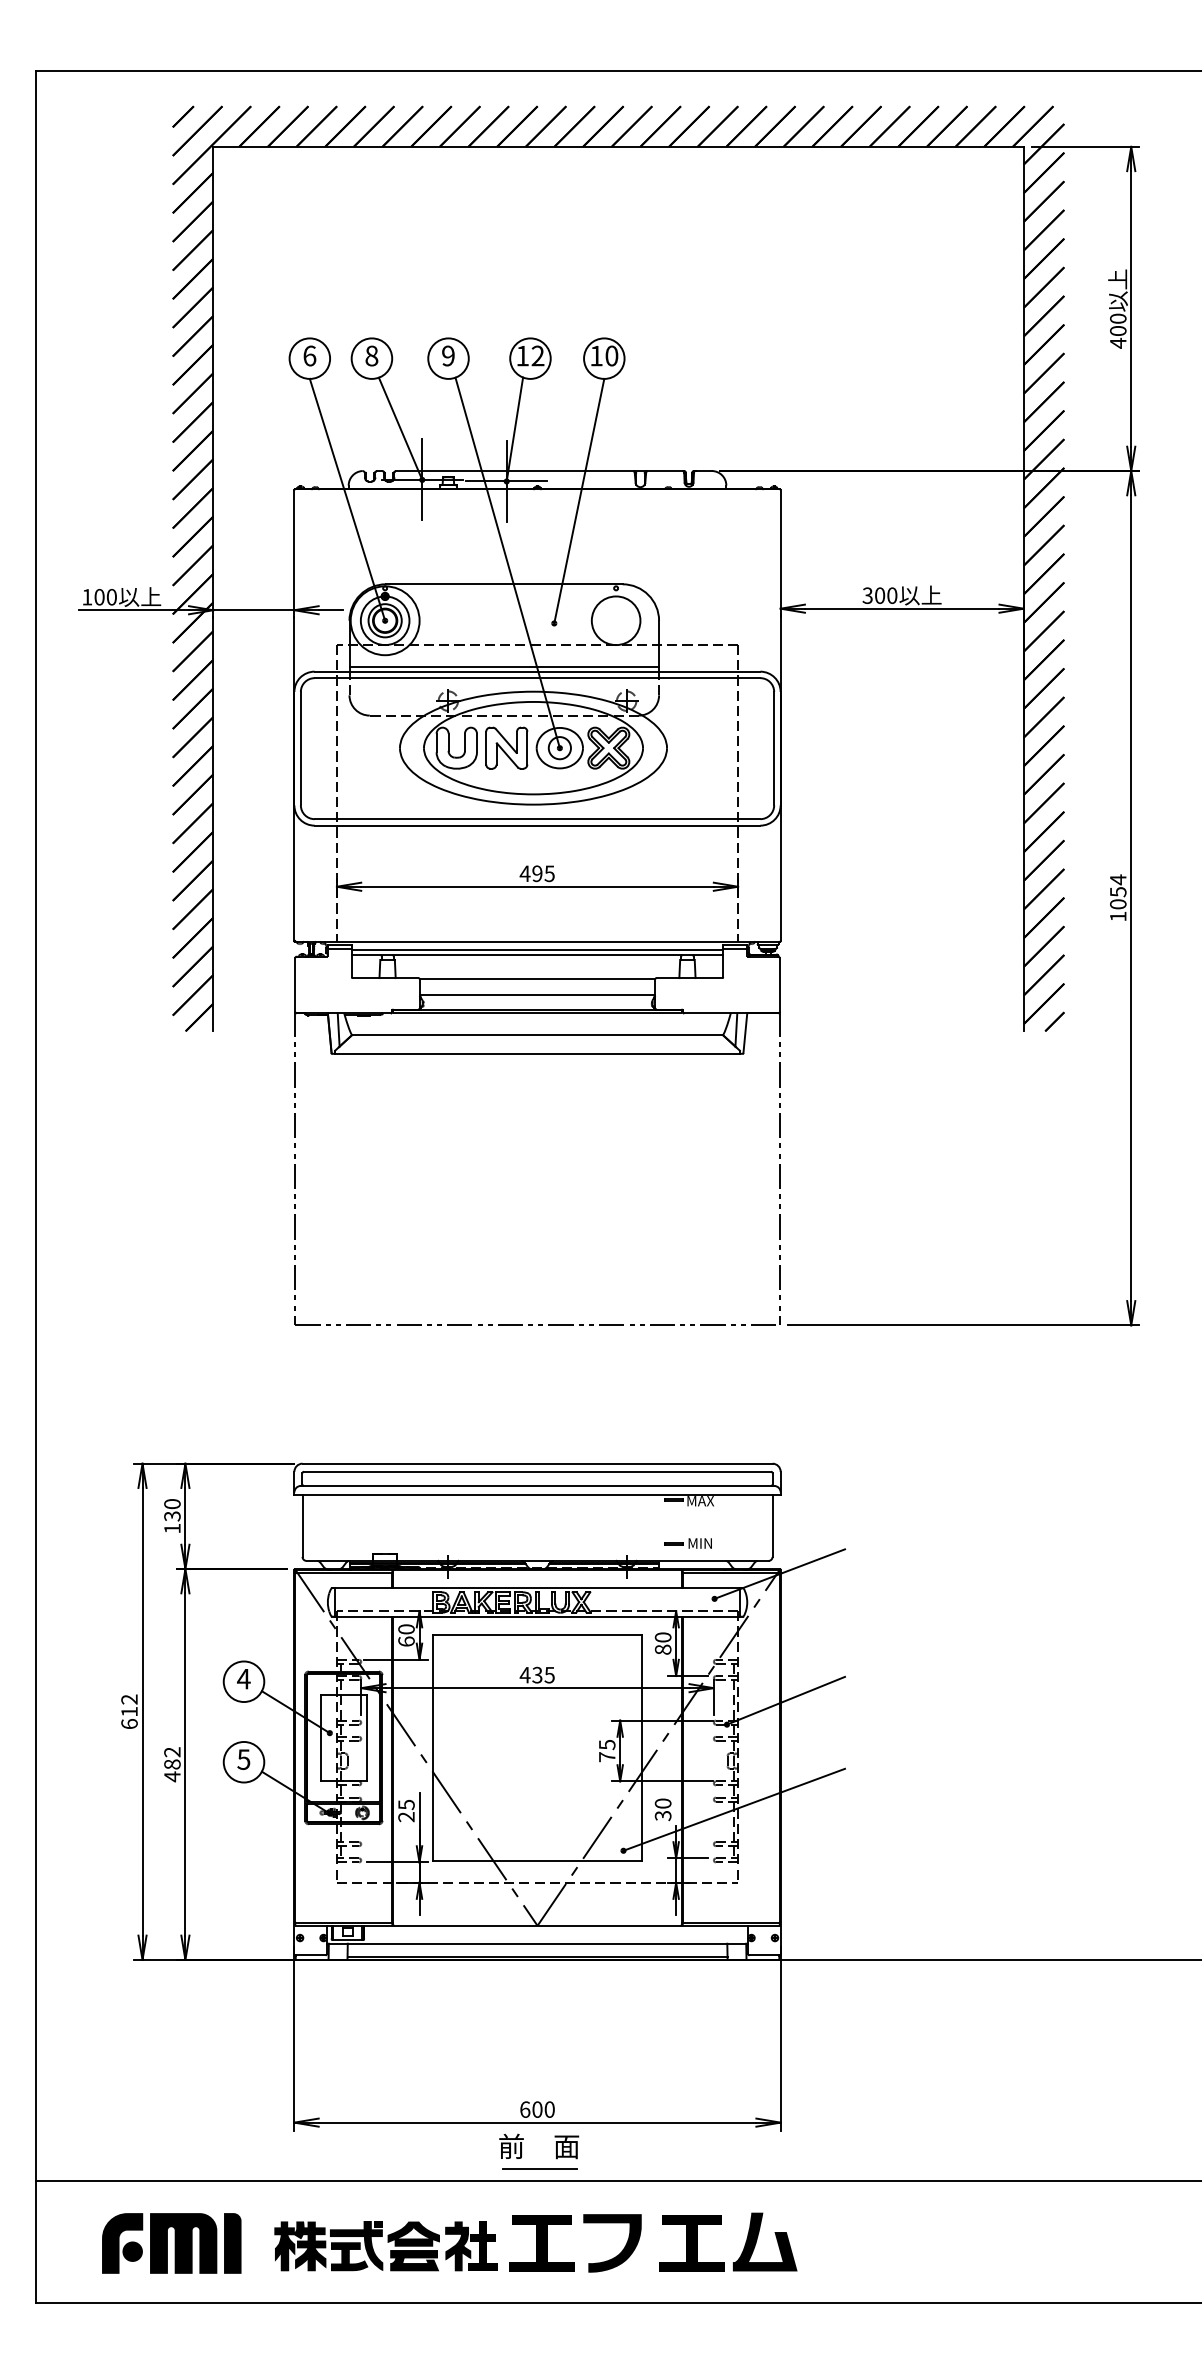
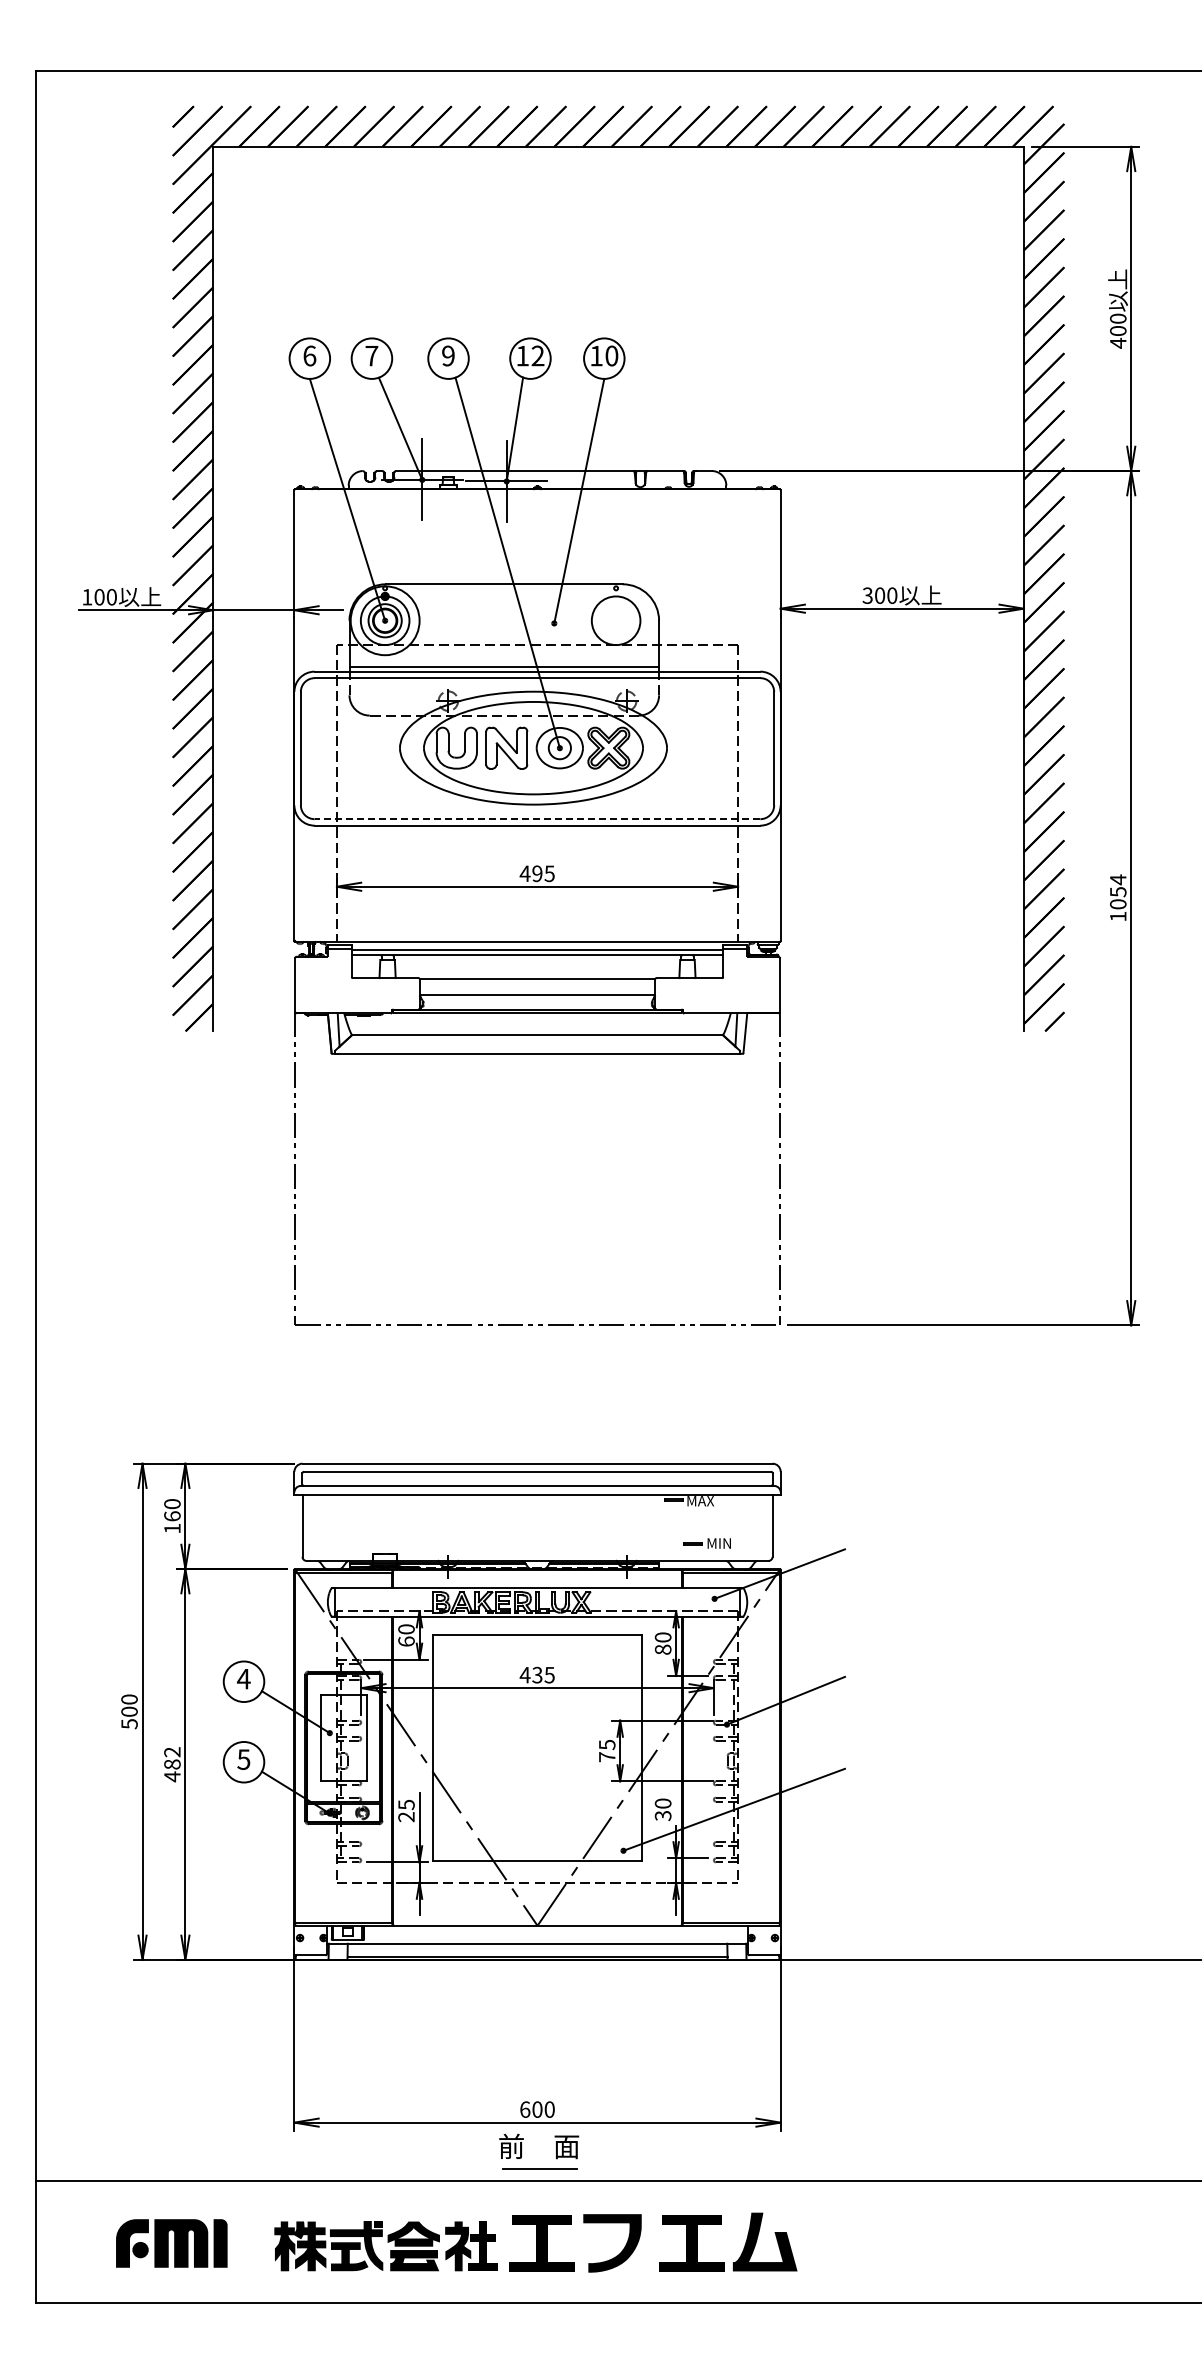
text: 8 -> 7 (371, 355)
line: solid -> dashed (537, 819)
text: 130 -> 160 (172, 1516)
part position: (687, 1543) -> (706, 1543) (706, 1543)
text: 612 -> 500 (129, 1711)
part size: 140x61 px -> 112x49 px (171, 2243)
